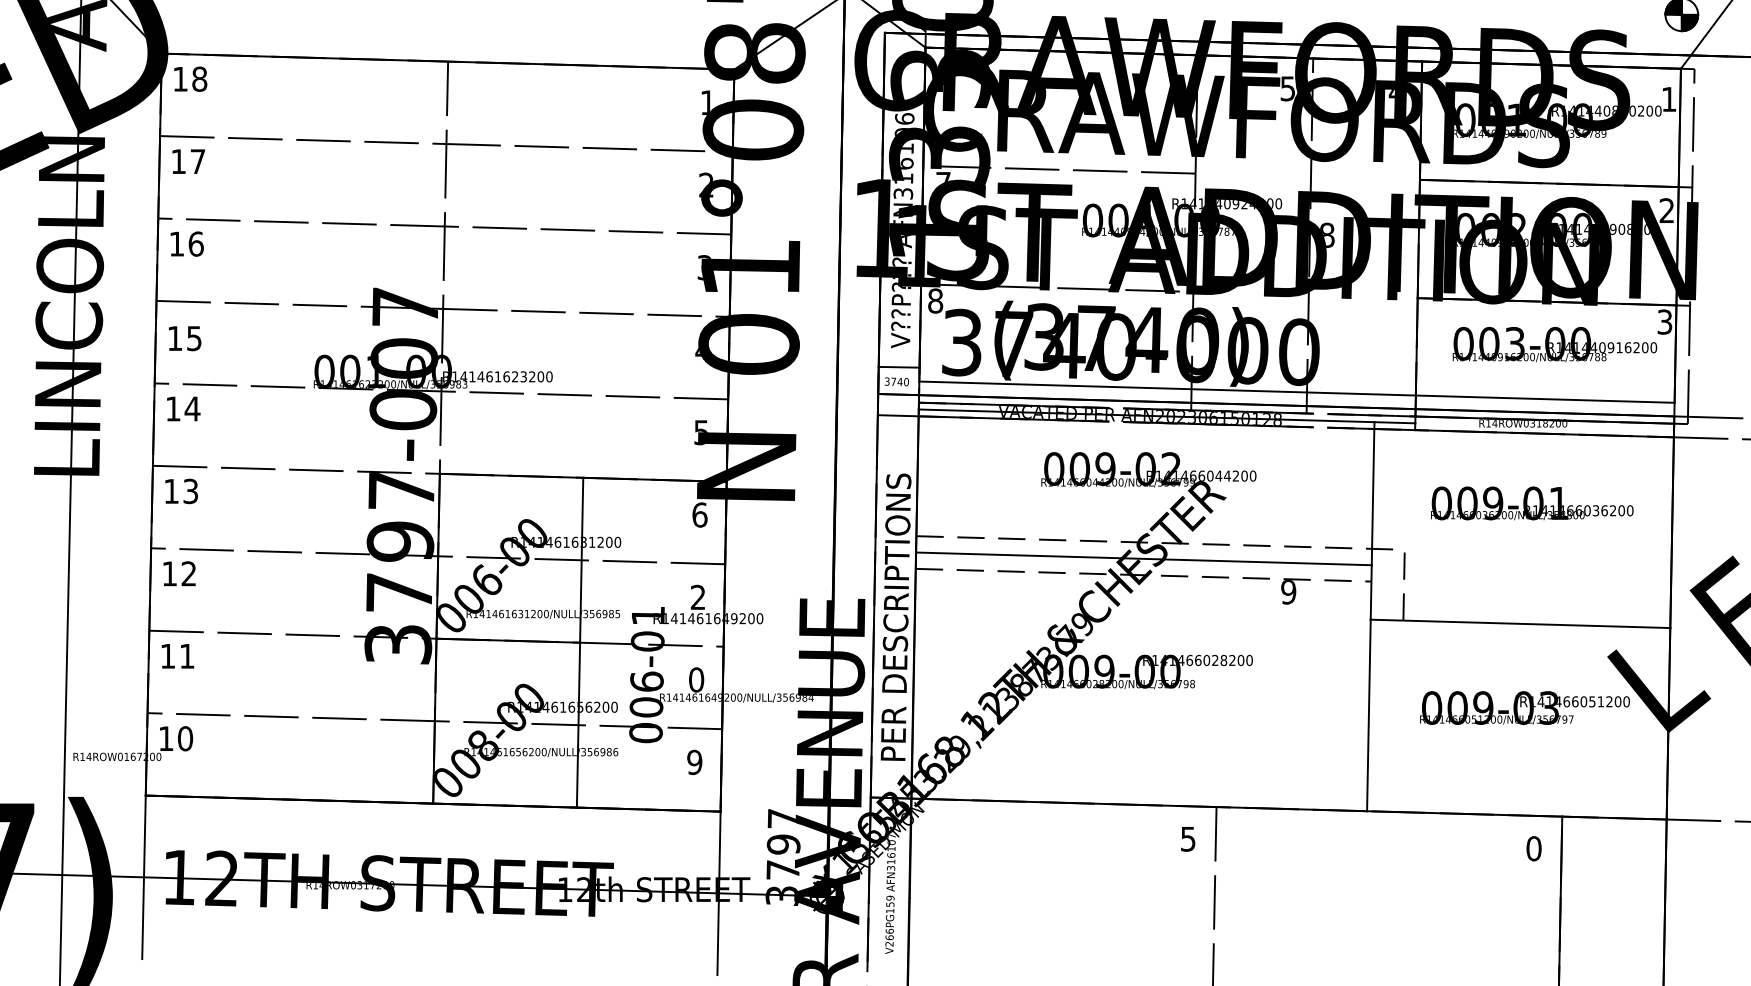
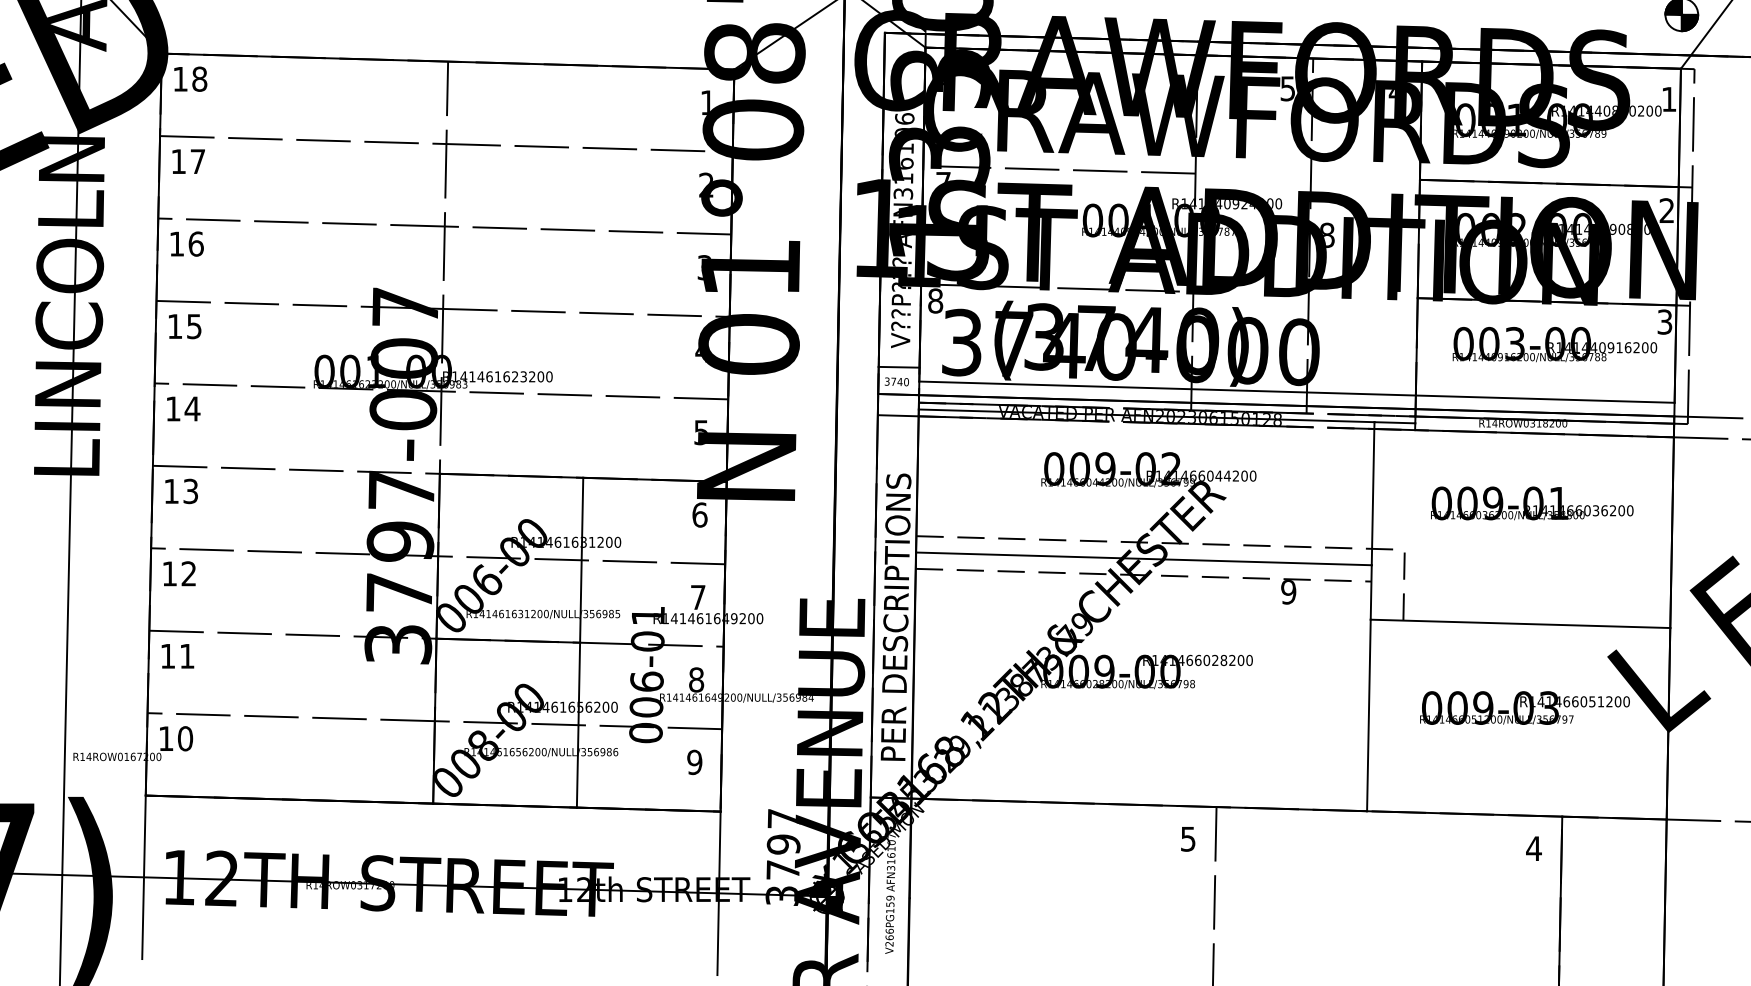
text position: (185, 338) -> (185, 326) (185, 326)
text: 2 -> 7 (697, 596)
text: 0 -> 8 (696, 679)
text: 0 -> 4 (1533, 848)
